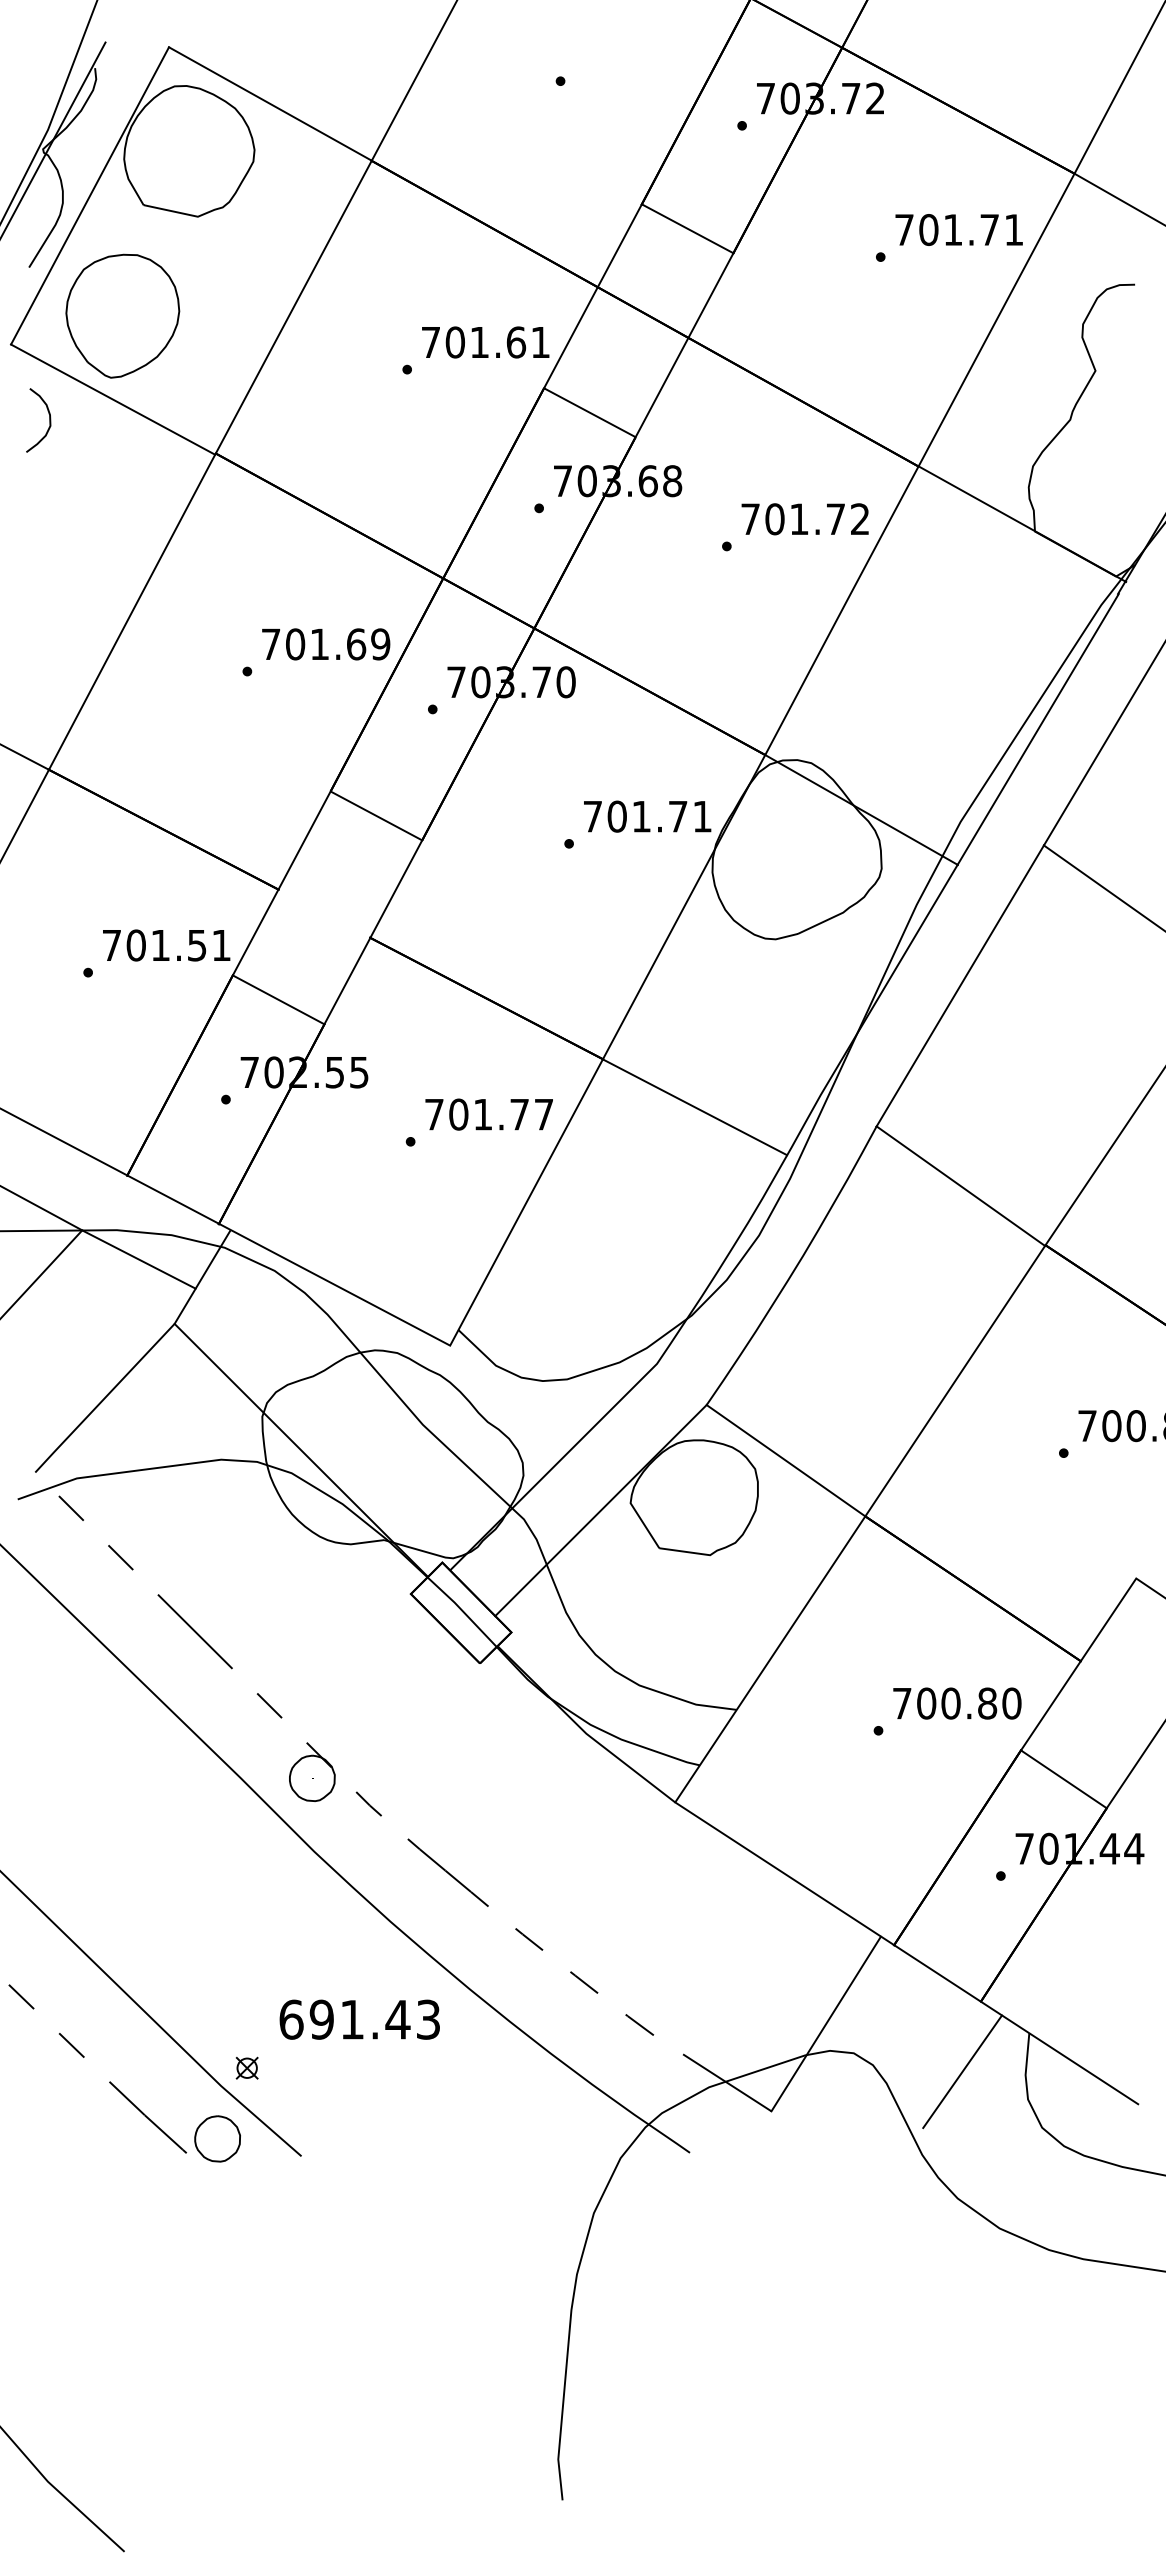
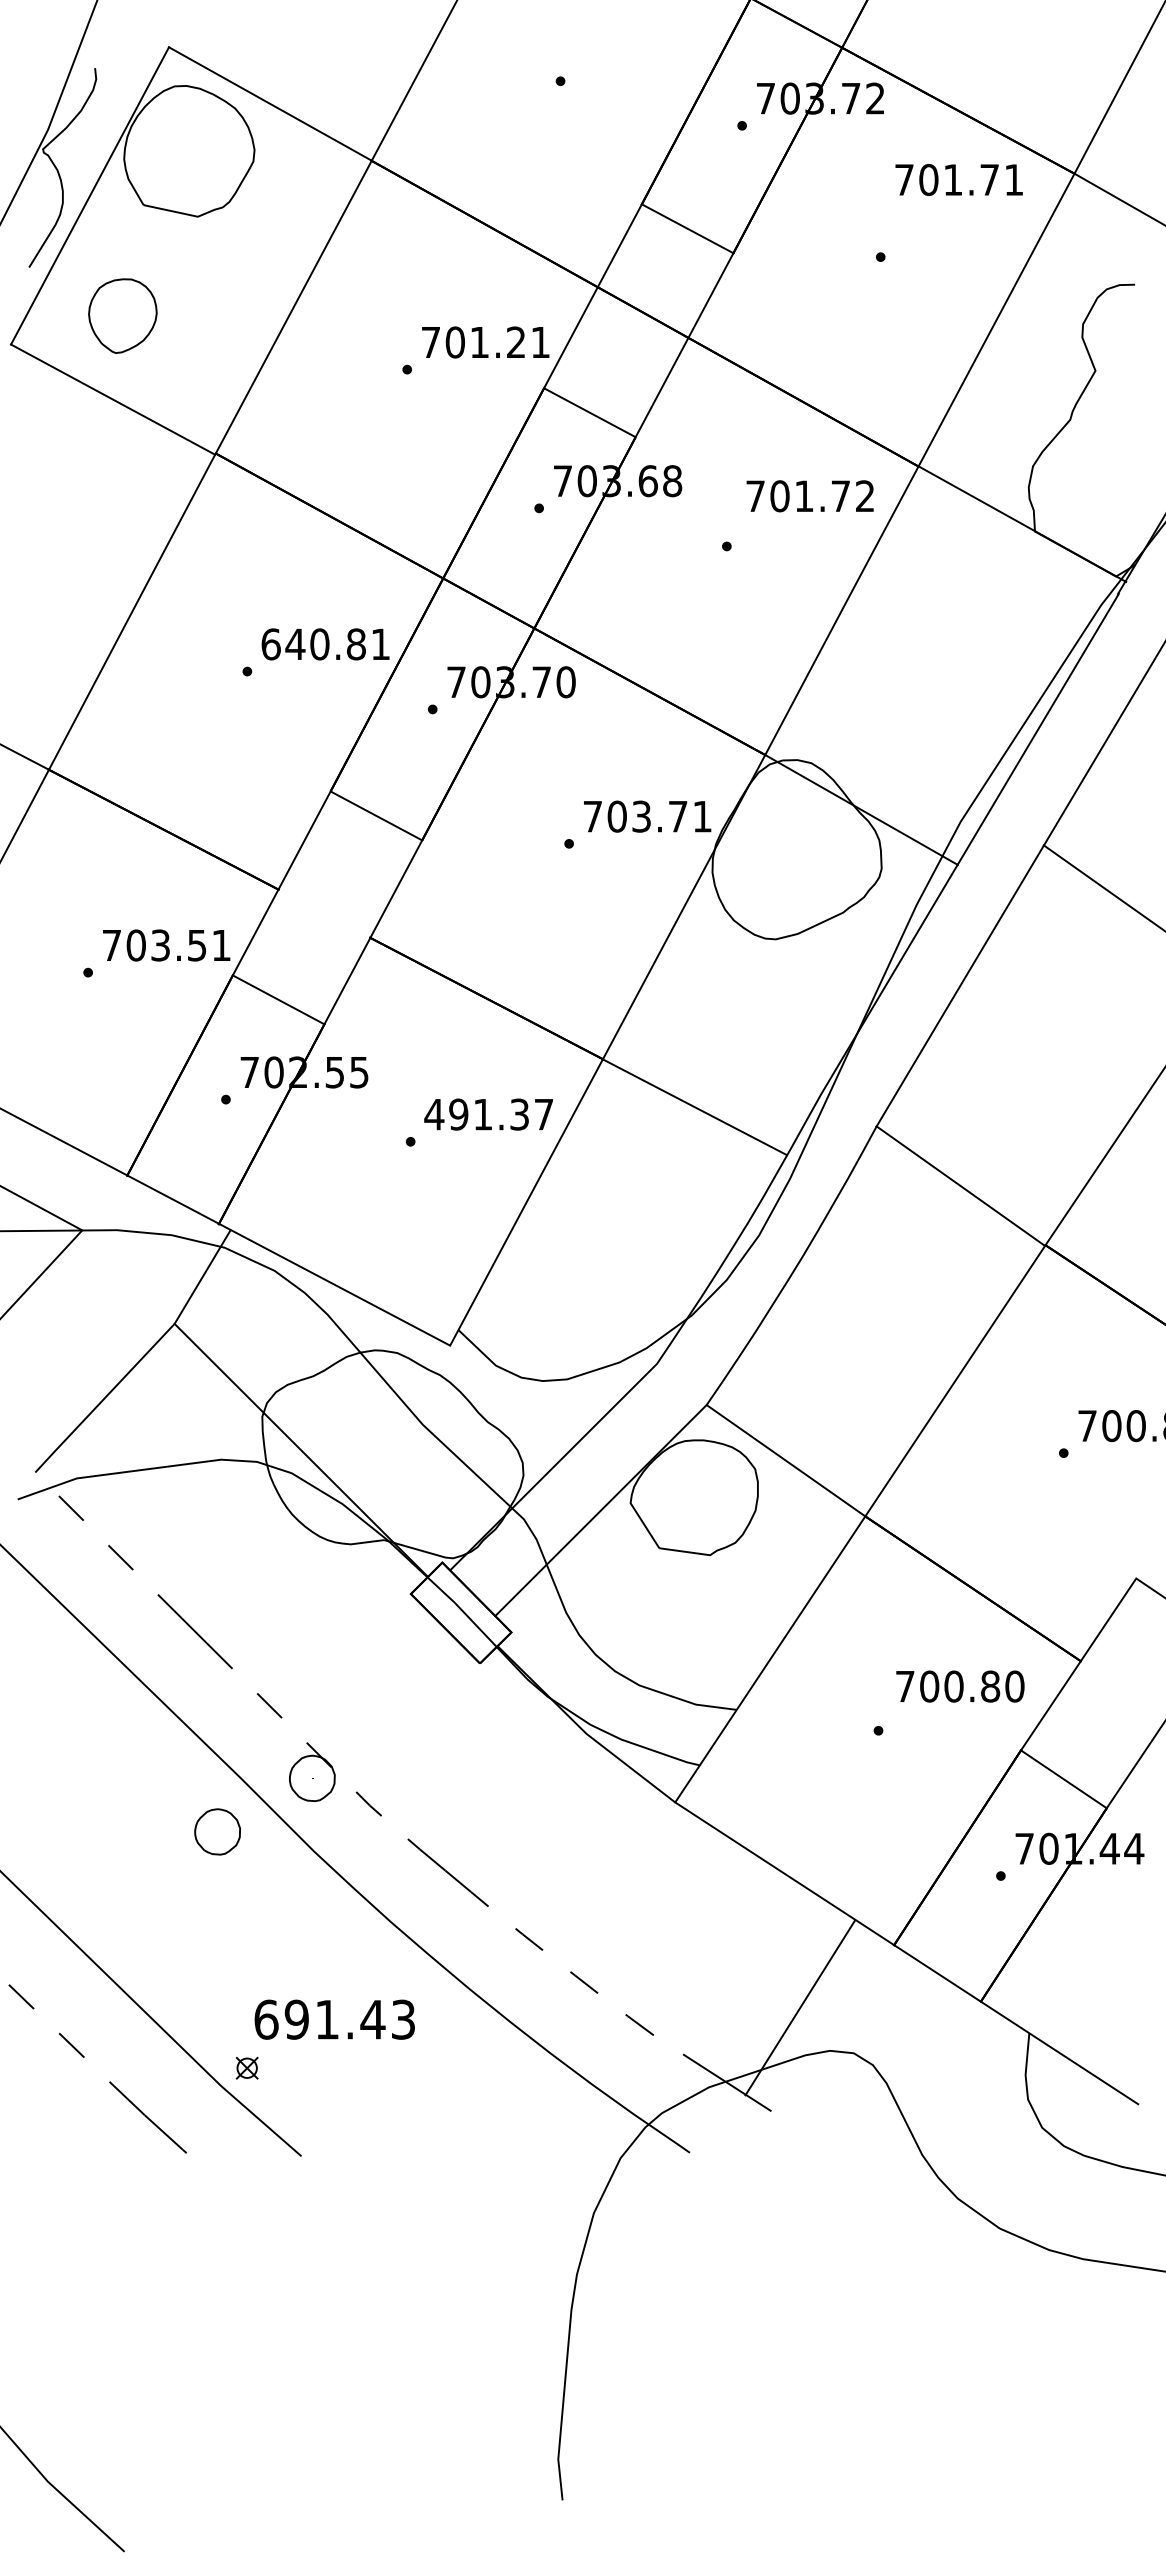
line: present -> none (53, 138)
text position: (958, 229) -> (958, 179) (958, 179)
part size: 116x126 px -> 70x76 px (122, 315)
text: 701.61 -> 701.21 (516, 342)
curve: present -> none (49, 420)
text position: (804, 519) -> (809, 496) (809, 496)
text: 701.69 -> 640.81 (325, 644)
text: 701.71 -> 703.71 (641, 816)
text: 701.51 -> 703.51 (160, 945)
text: 701.77 -> 491.37 (476, 1114)
line: present -> none (138, 1259)
text position: (957, 1703) -> (960, 1686) (960, 1686)
text position: (359, 2019) -> (334, 2019) (334, 2019)
line position: (825, 2023) -> (799, 2007) (799, 2007)
line: present -> none (962, 2071)
part position: (217, 2138) -> (217, 1831) (217, 1831)
